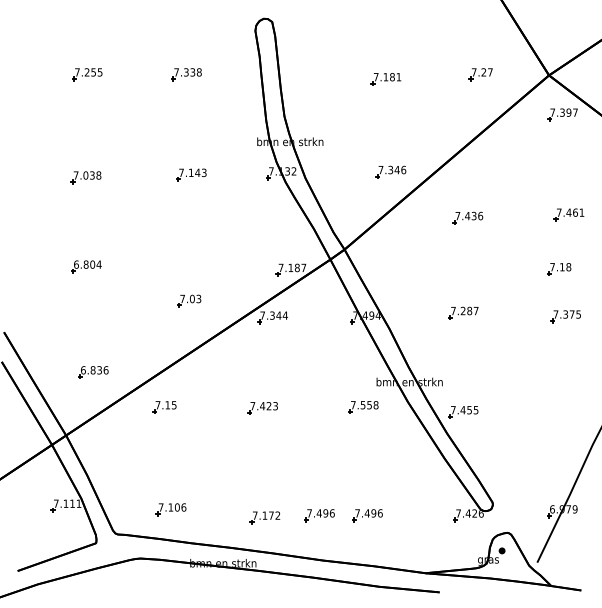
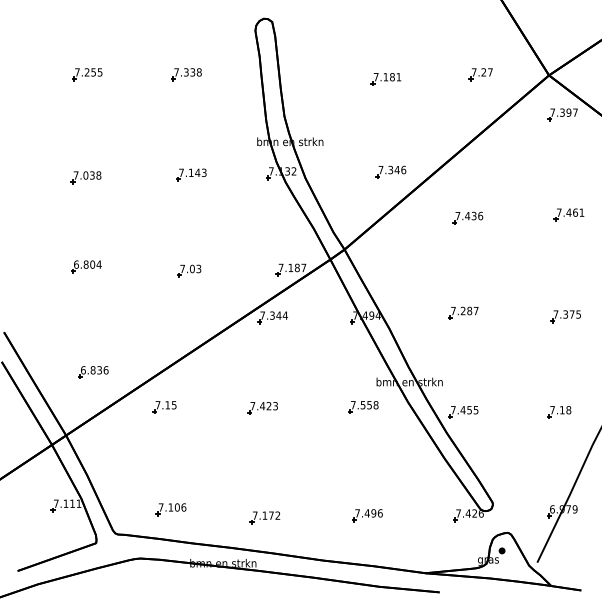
part position: (559, 269) -> (559, 412) (559, 412)
part position: (189, 300) -> (189, 270) (189, 270)
part: present -> none (319, 515)
